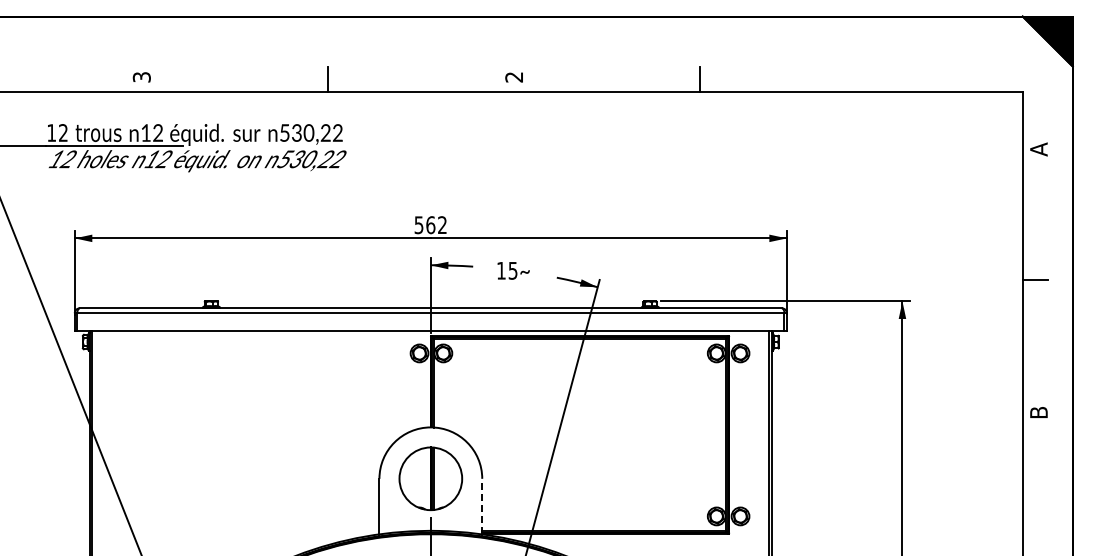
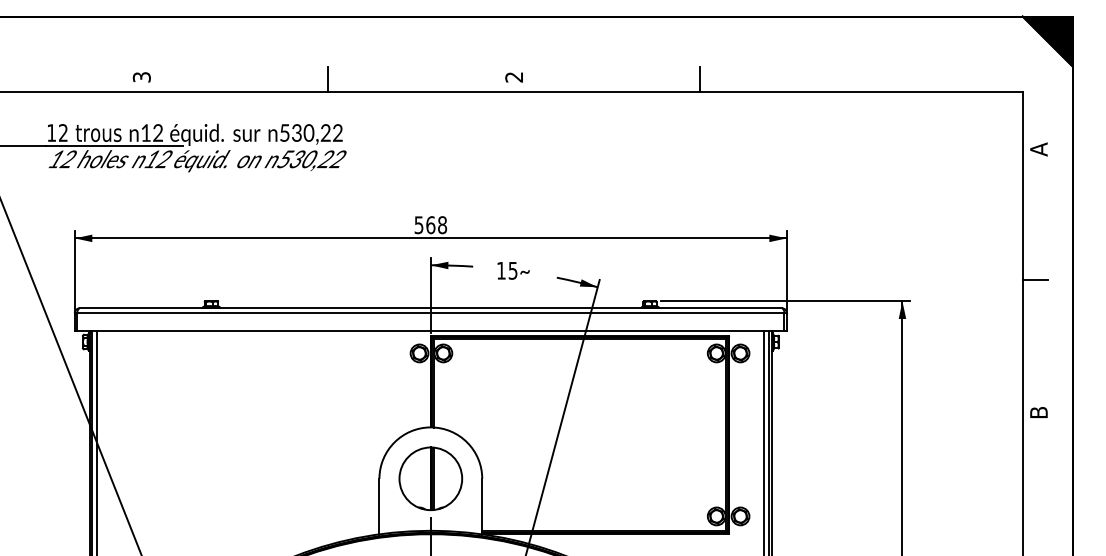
text: 562 -> 568 (442, 225)
line: none -> present (97, 441)
line: none -> present (764, 441)
line: dashed -> solid (482, 506)
